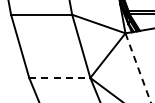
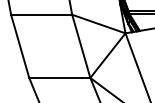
line: dashed -> solid (138, 68)
line: dashed -> solid (59, 77)
